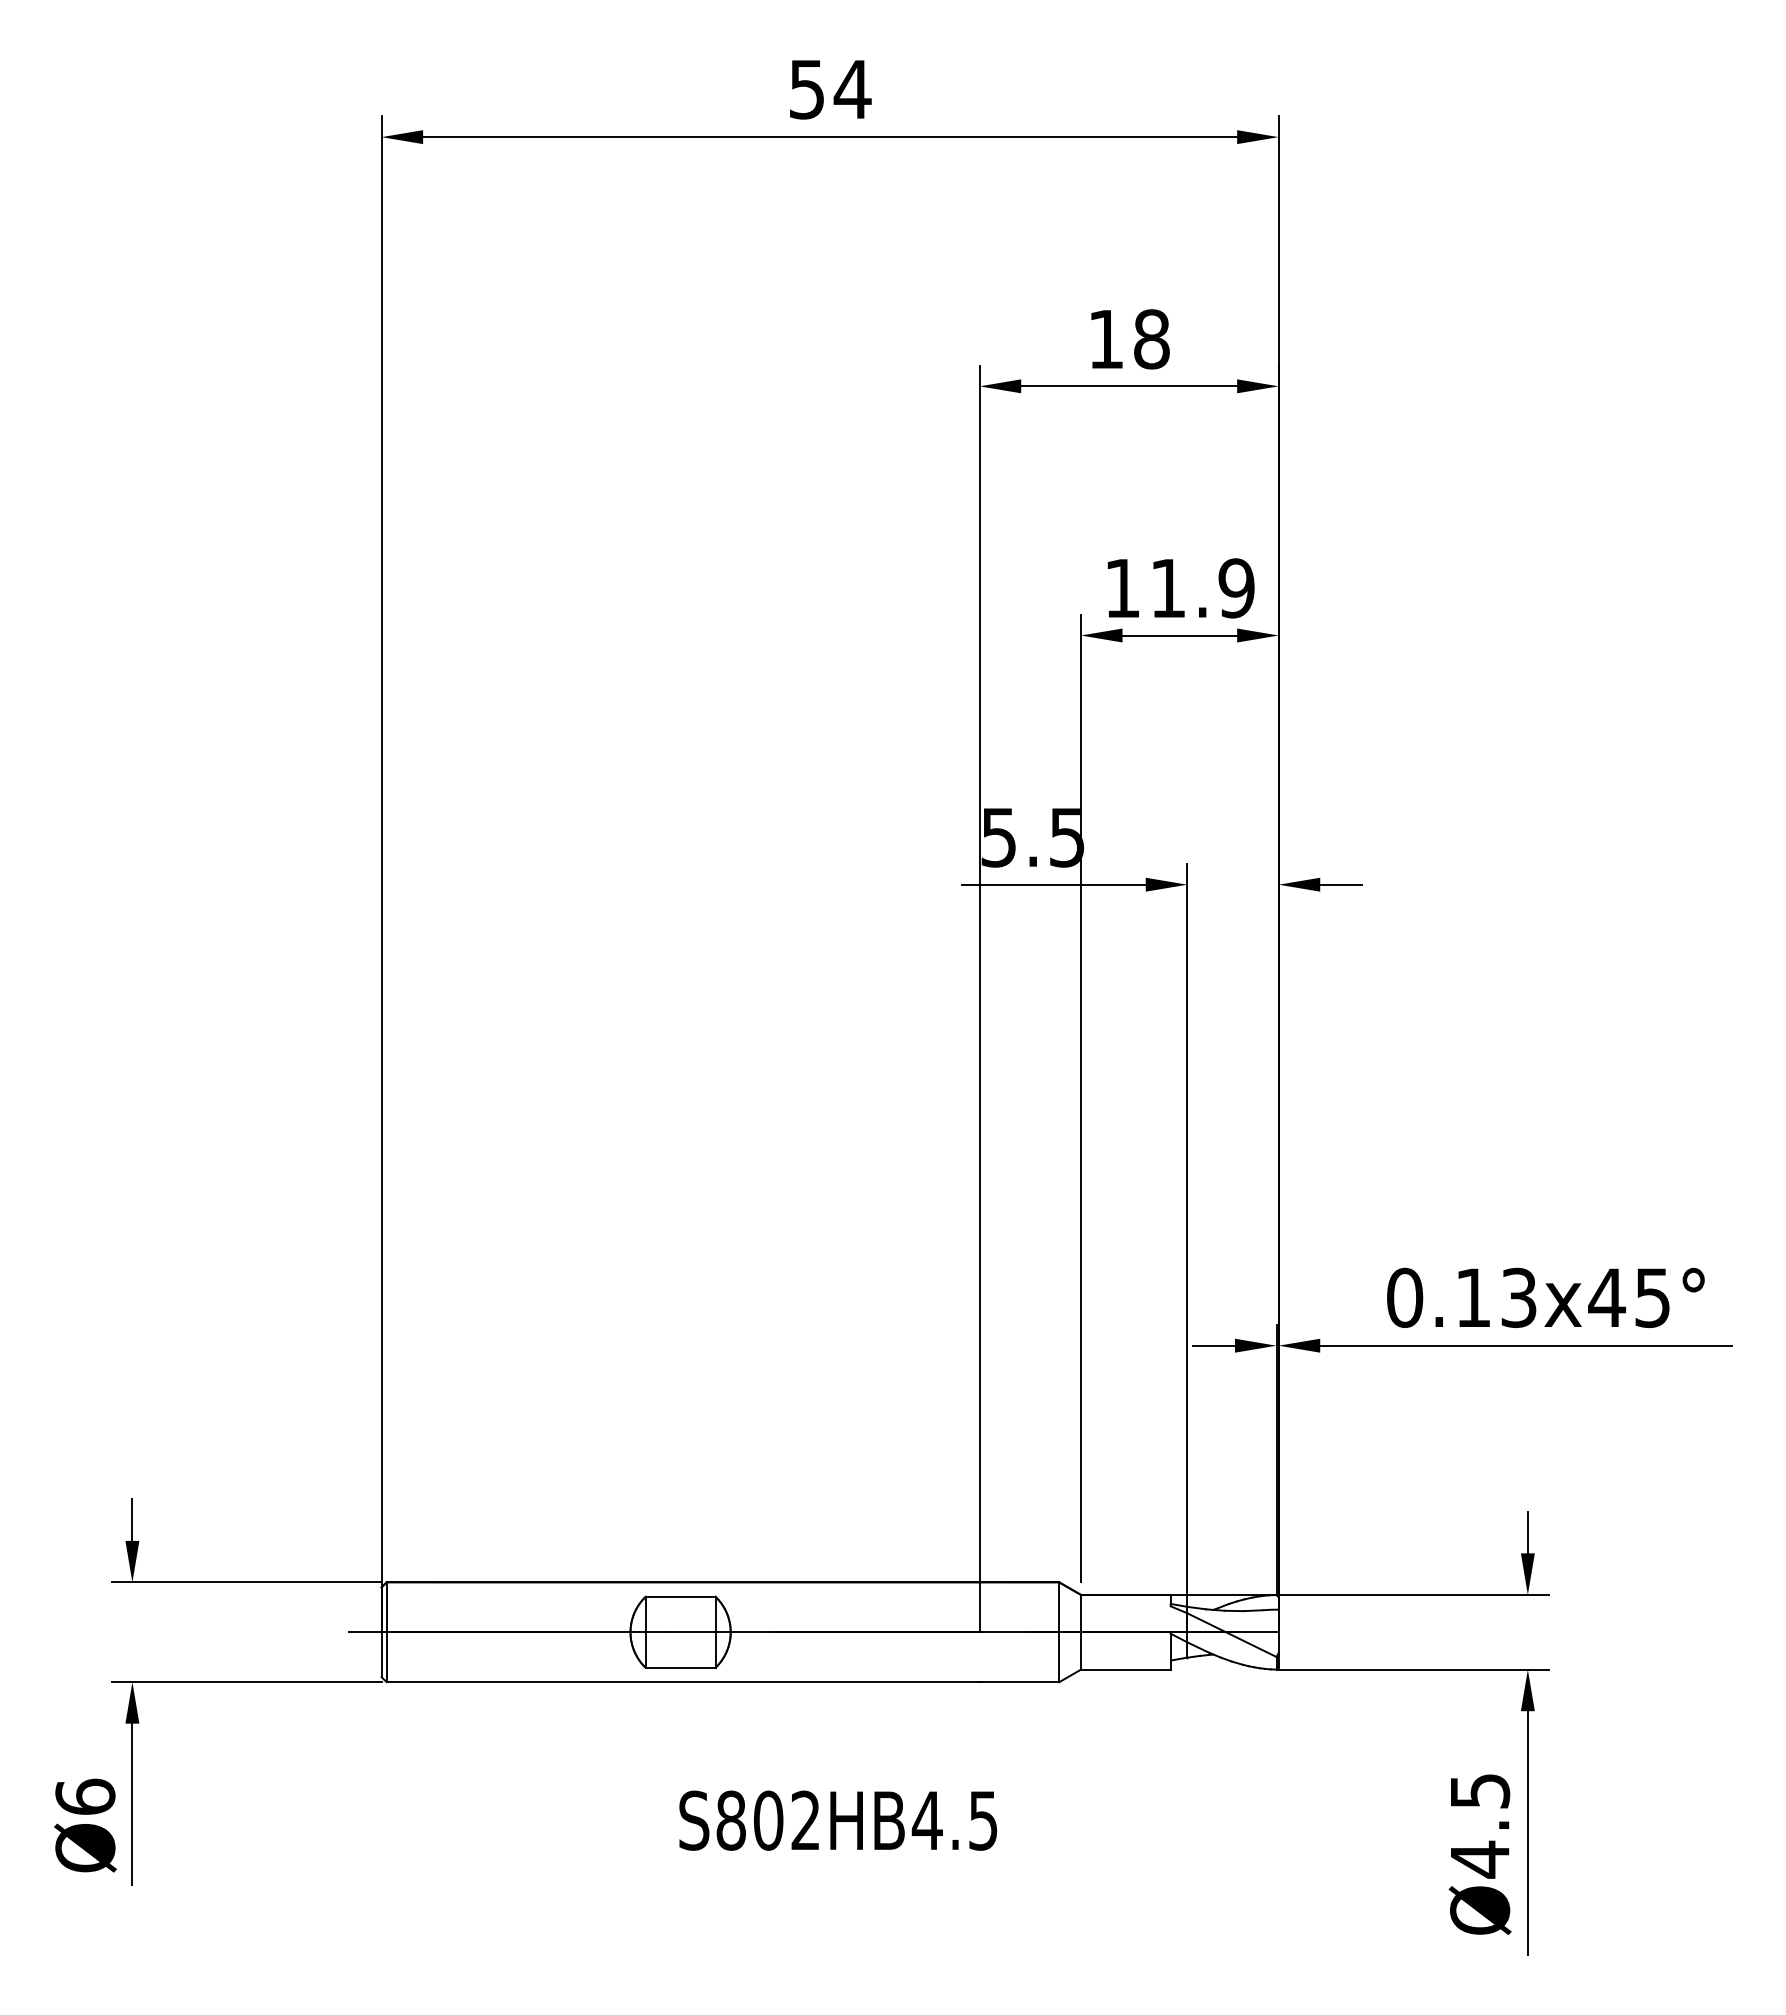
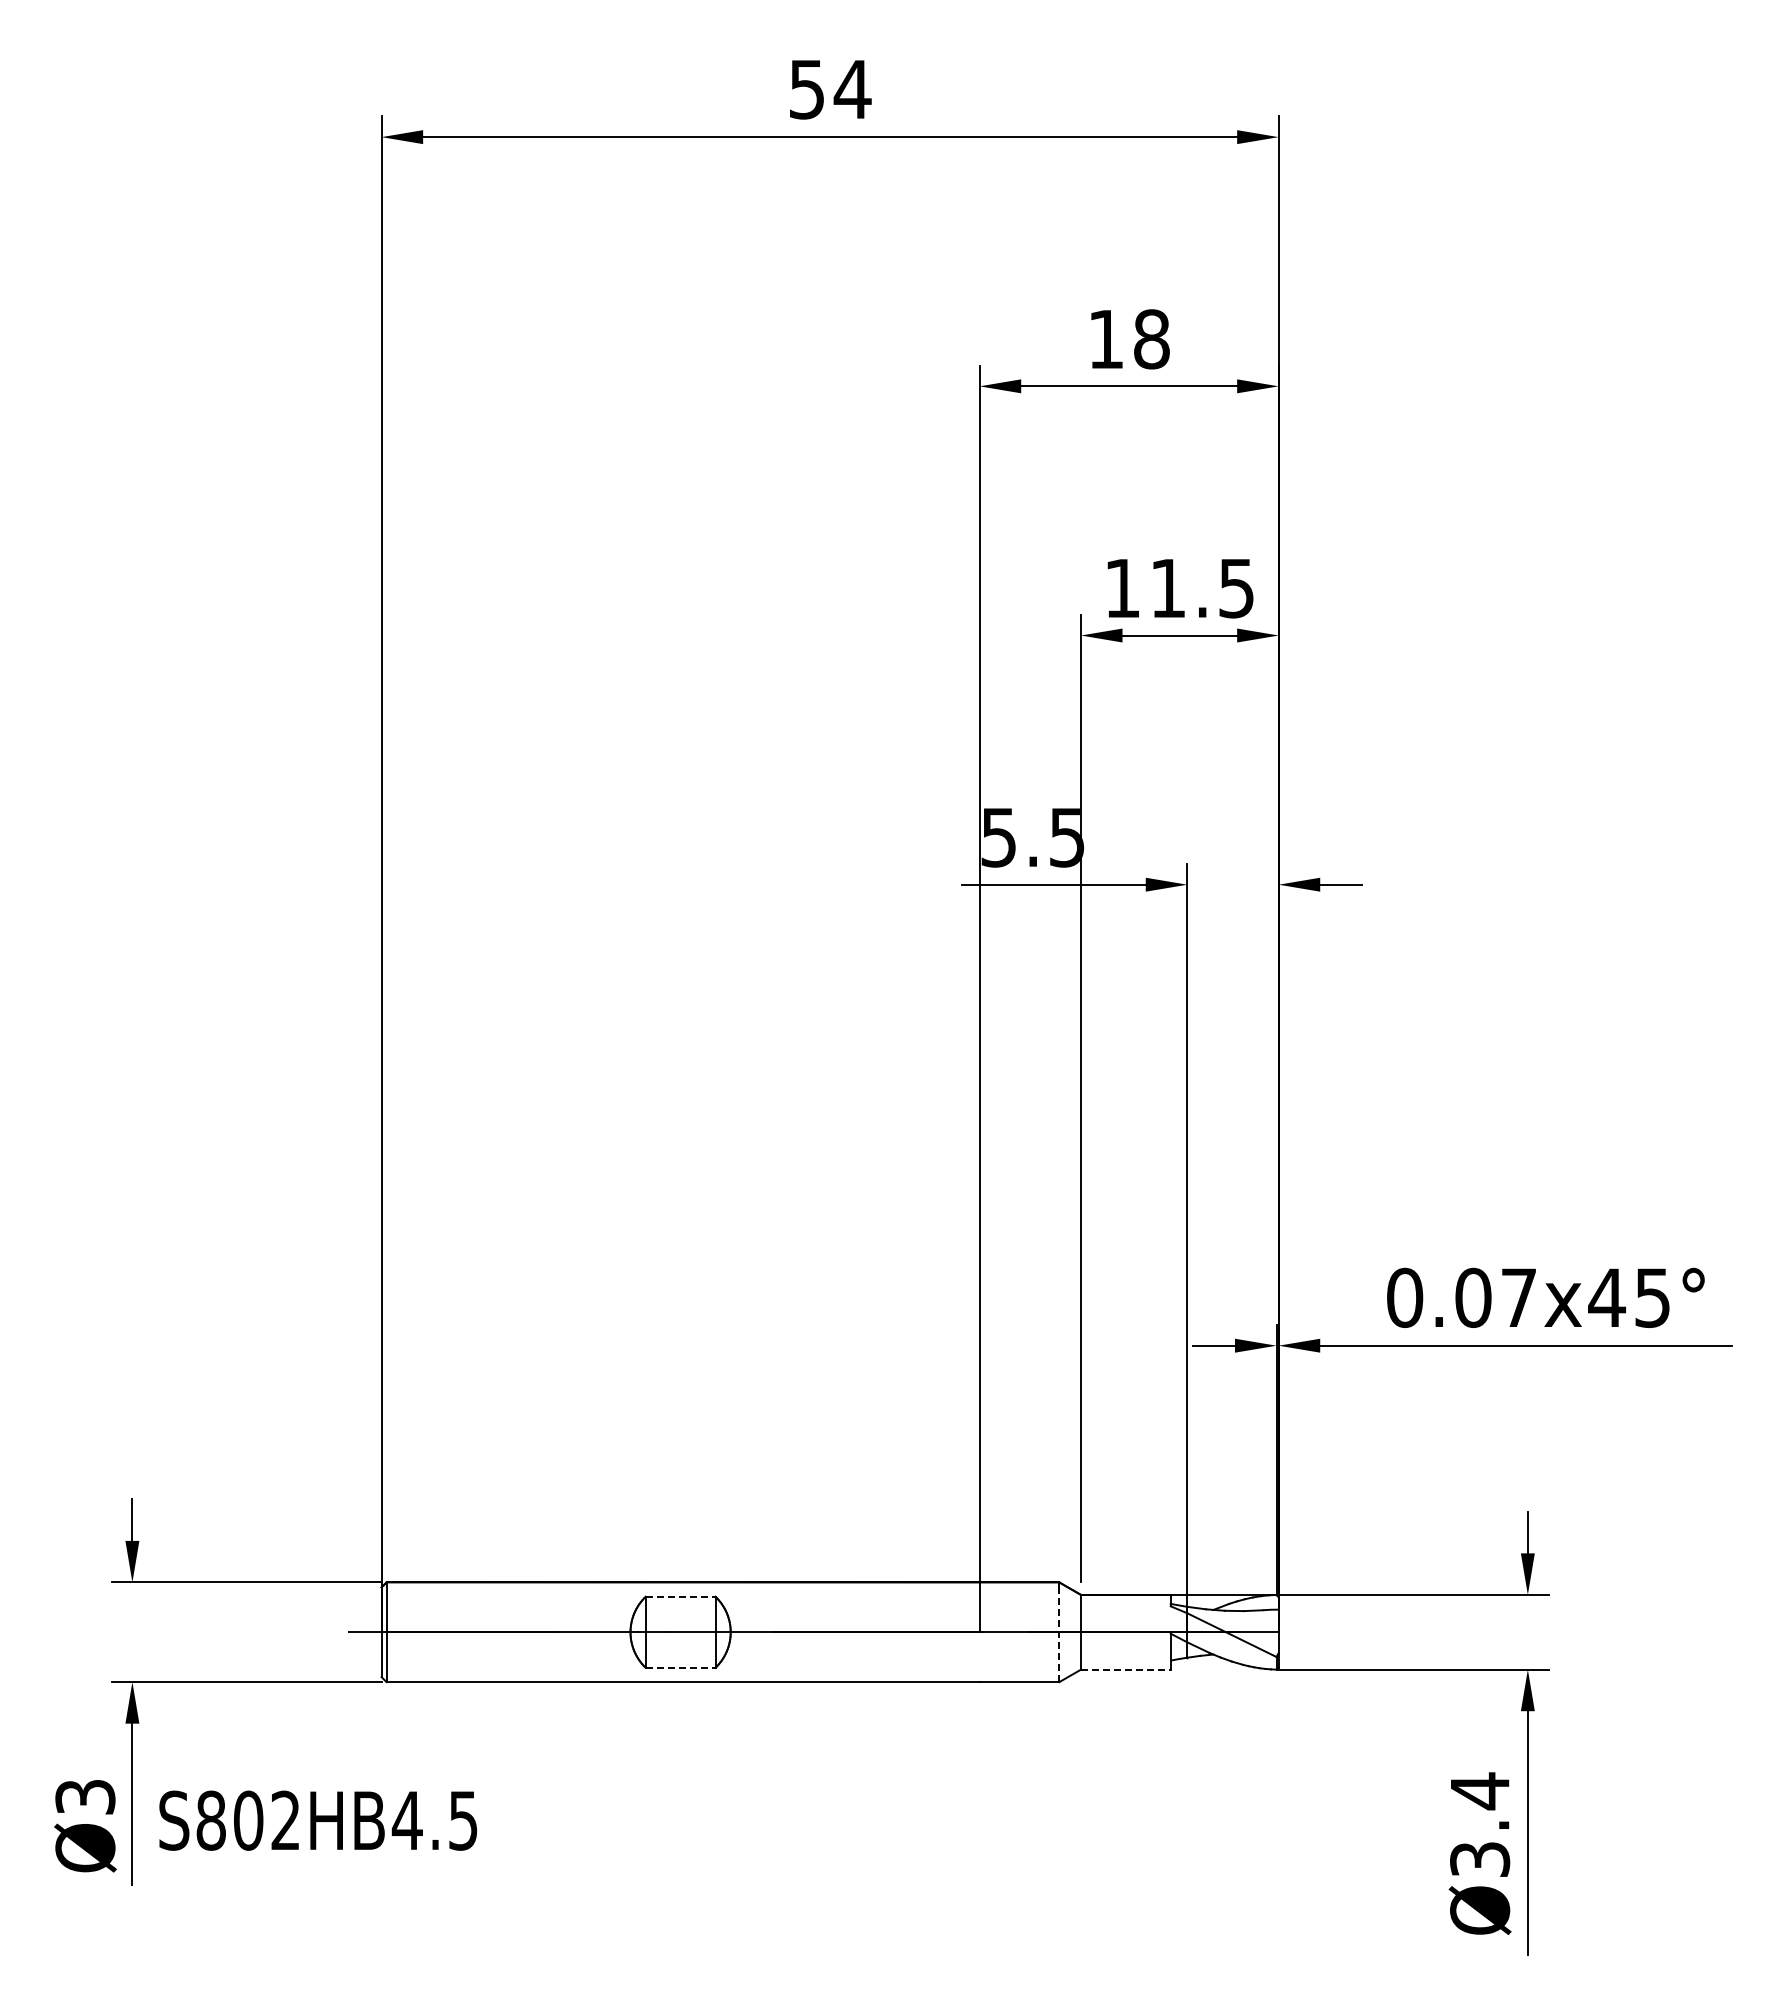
text: 11.9 -> 11.5 (1236, 588)
text: 0.13x45° -> 0.07x45° (1495, 1297)
line: solid -> dashed (680, 1596)
line: solid -> dashed (1059, 1634)
line: solid -> dashed (680, 1667)
line: solid -> dashed (1125, 1669)
text: Ø6 -> Ø3 (85, 1796)
text position: (837, 1820) -> (317, 1820) (317, 1820)
text: Ø4.5 -> Ø3.4 (1480, 1825)
